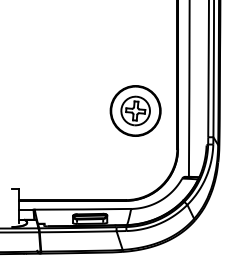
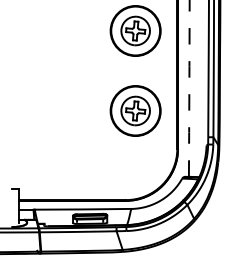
part: none -> present (135, 30)
arc: solid -> dashed (189, 88)
